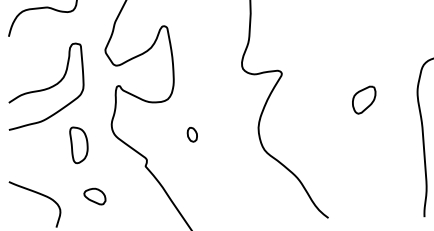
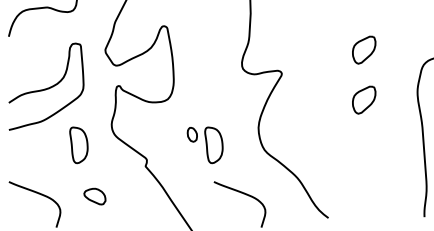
part: none -> present (364, 49)
part: none -> present (213, 145)
curve: none -> present (243, 194)
